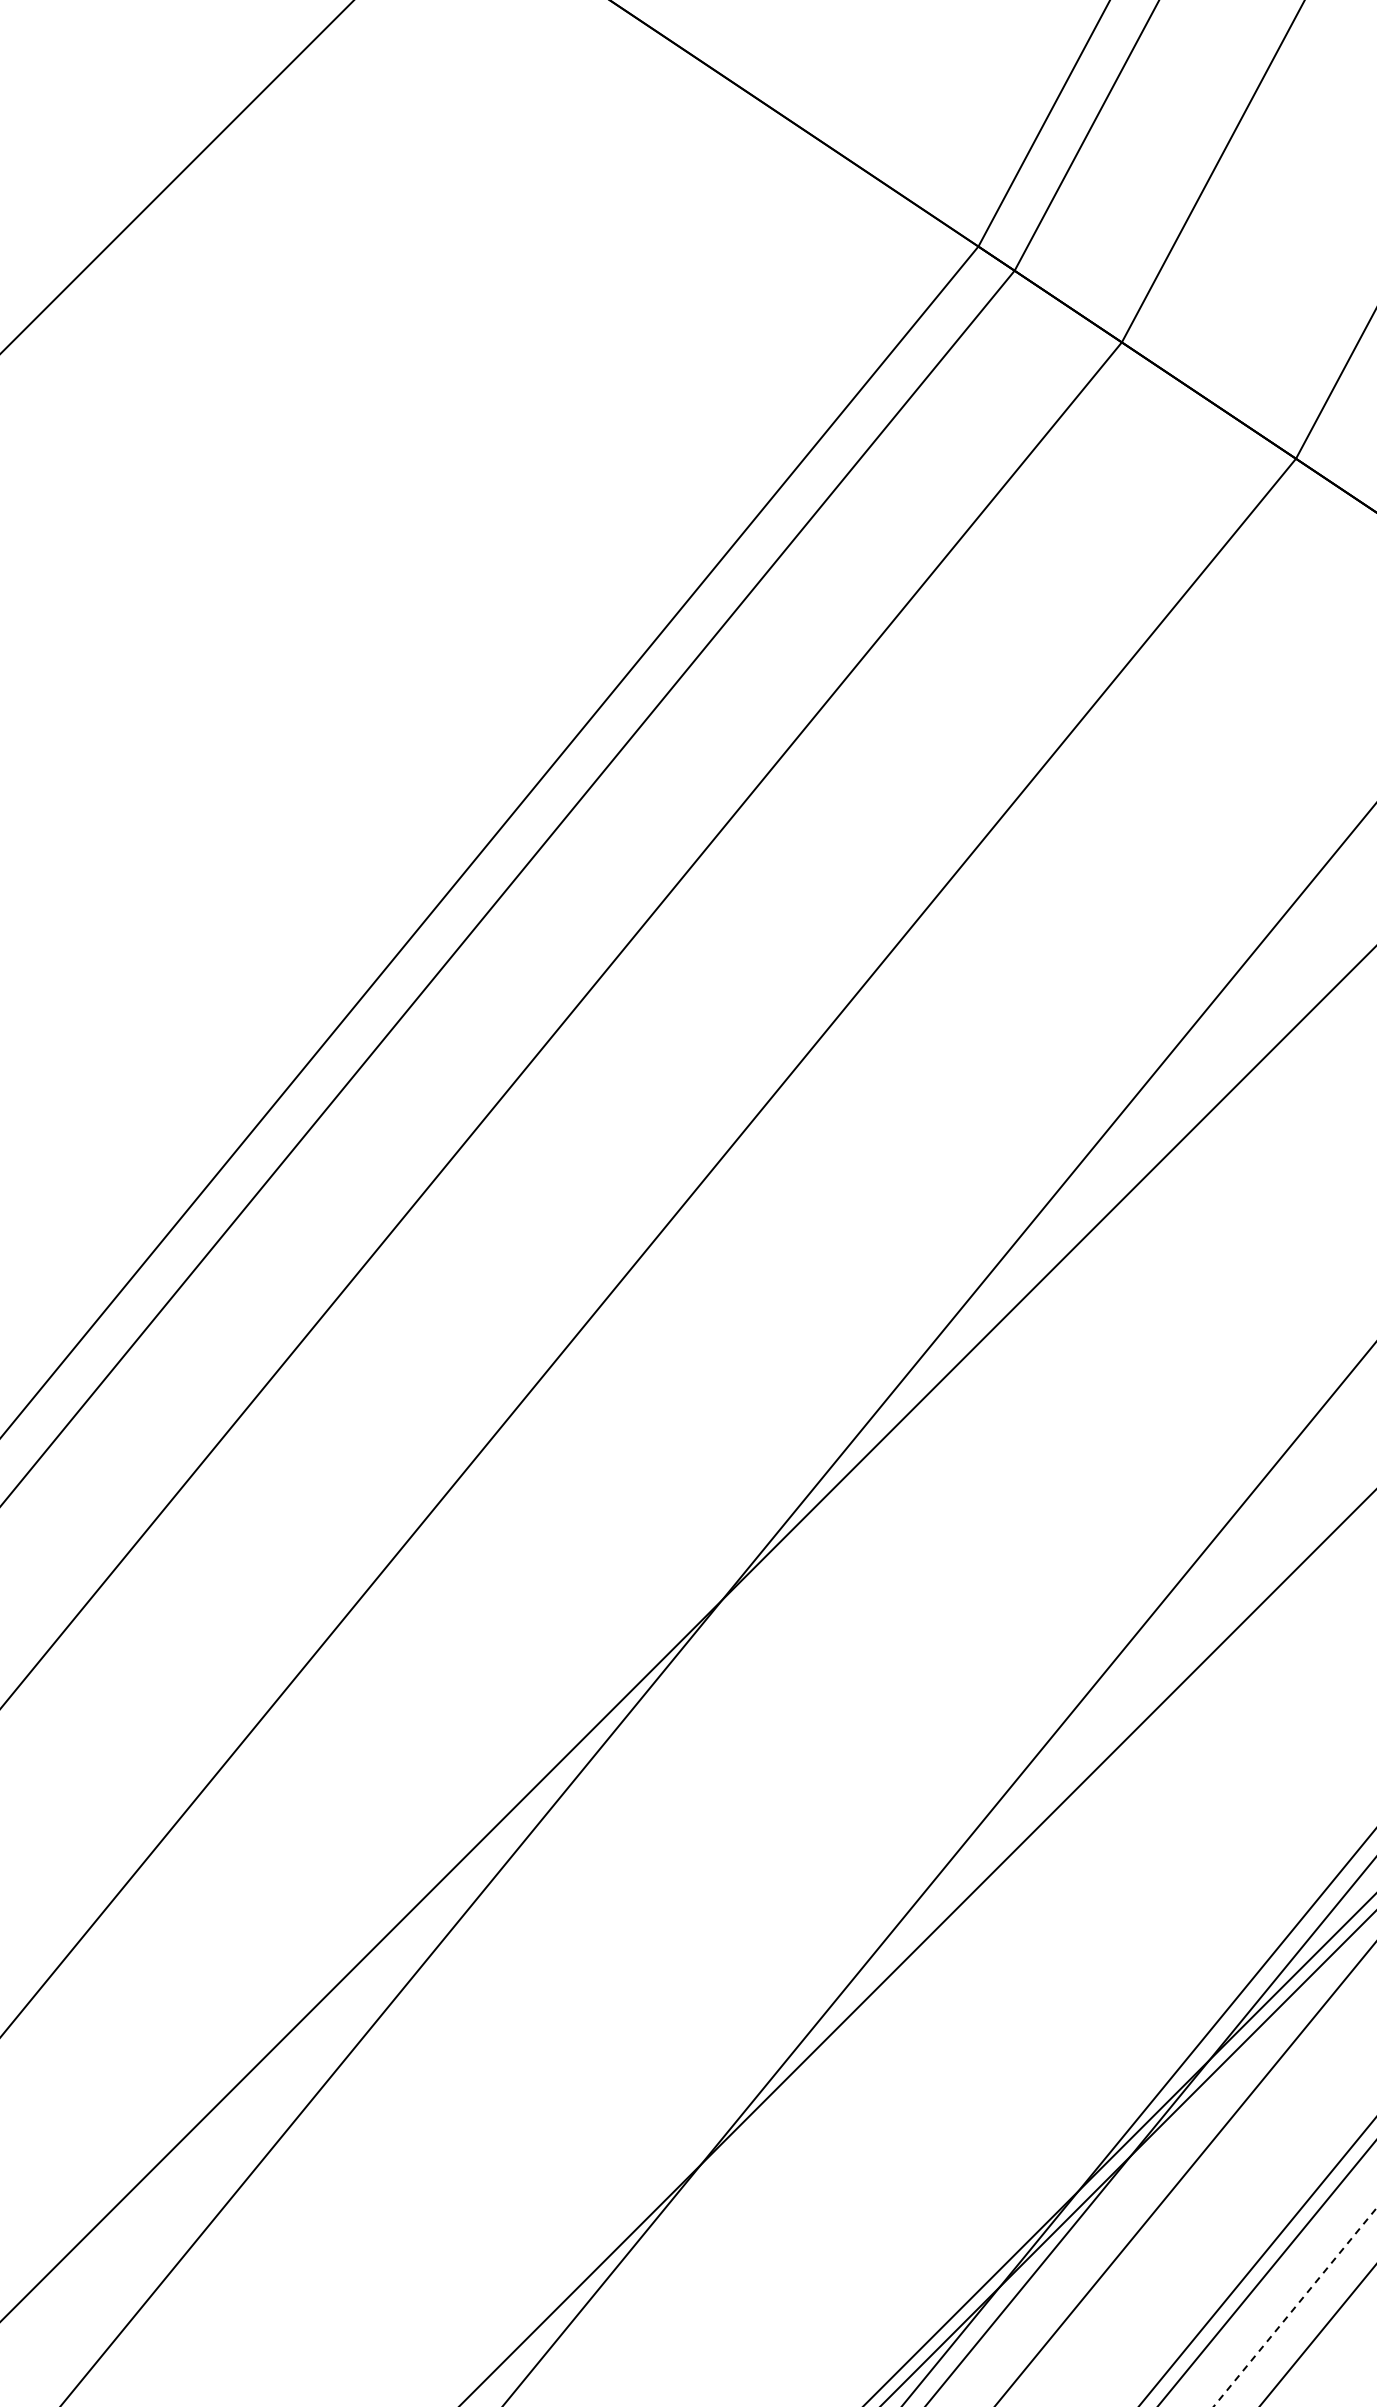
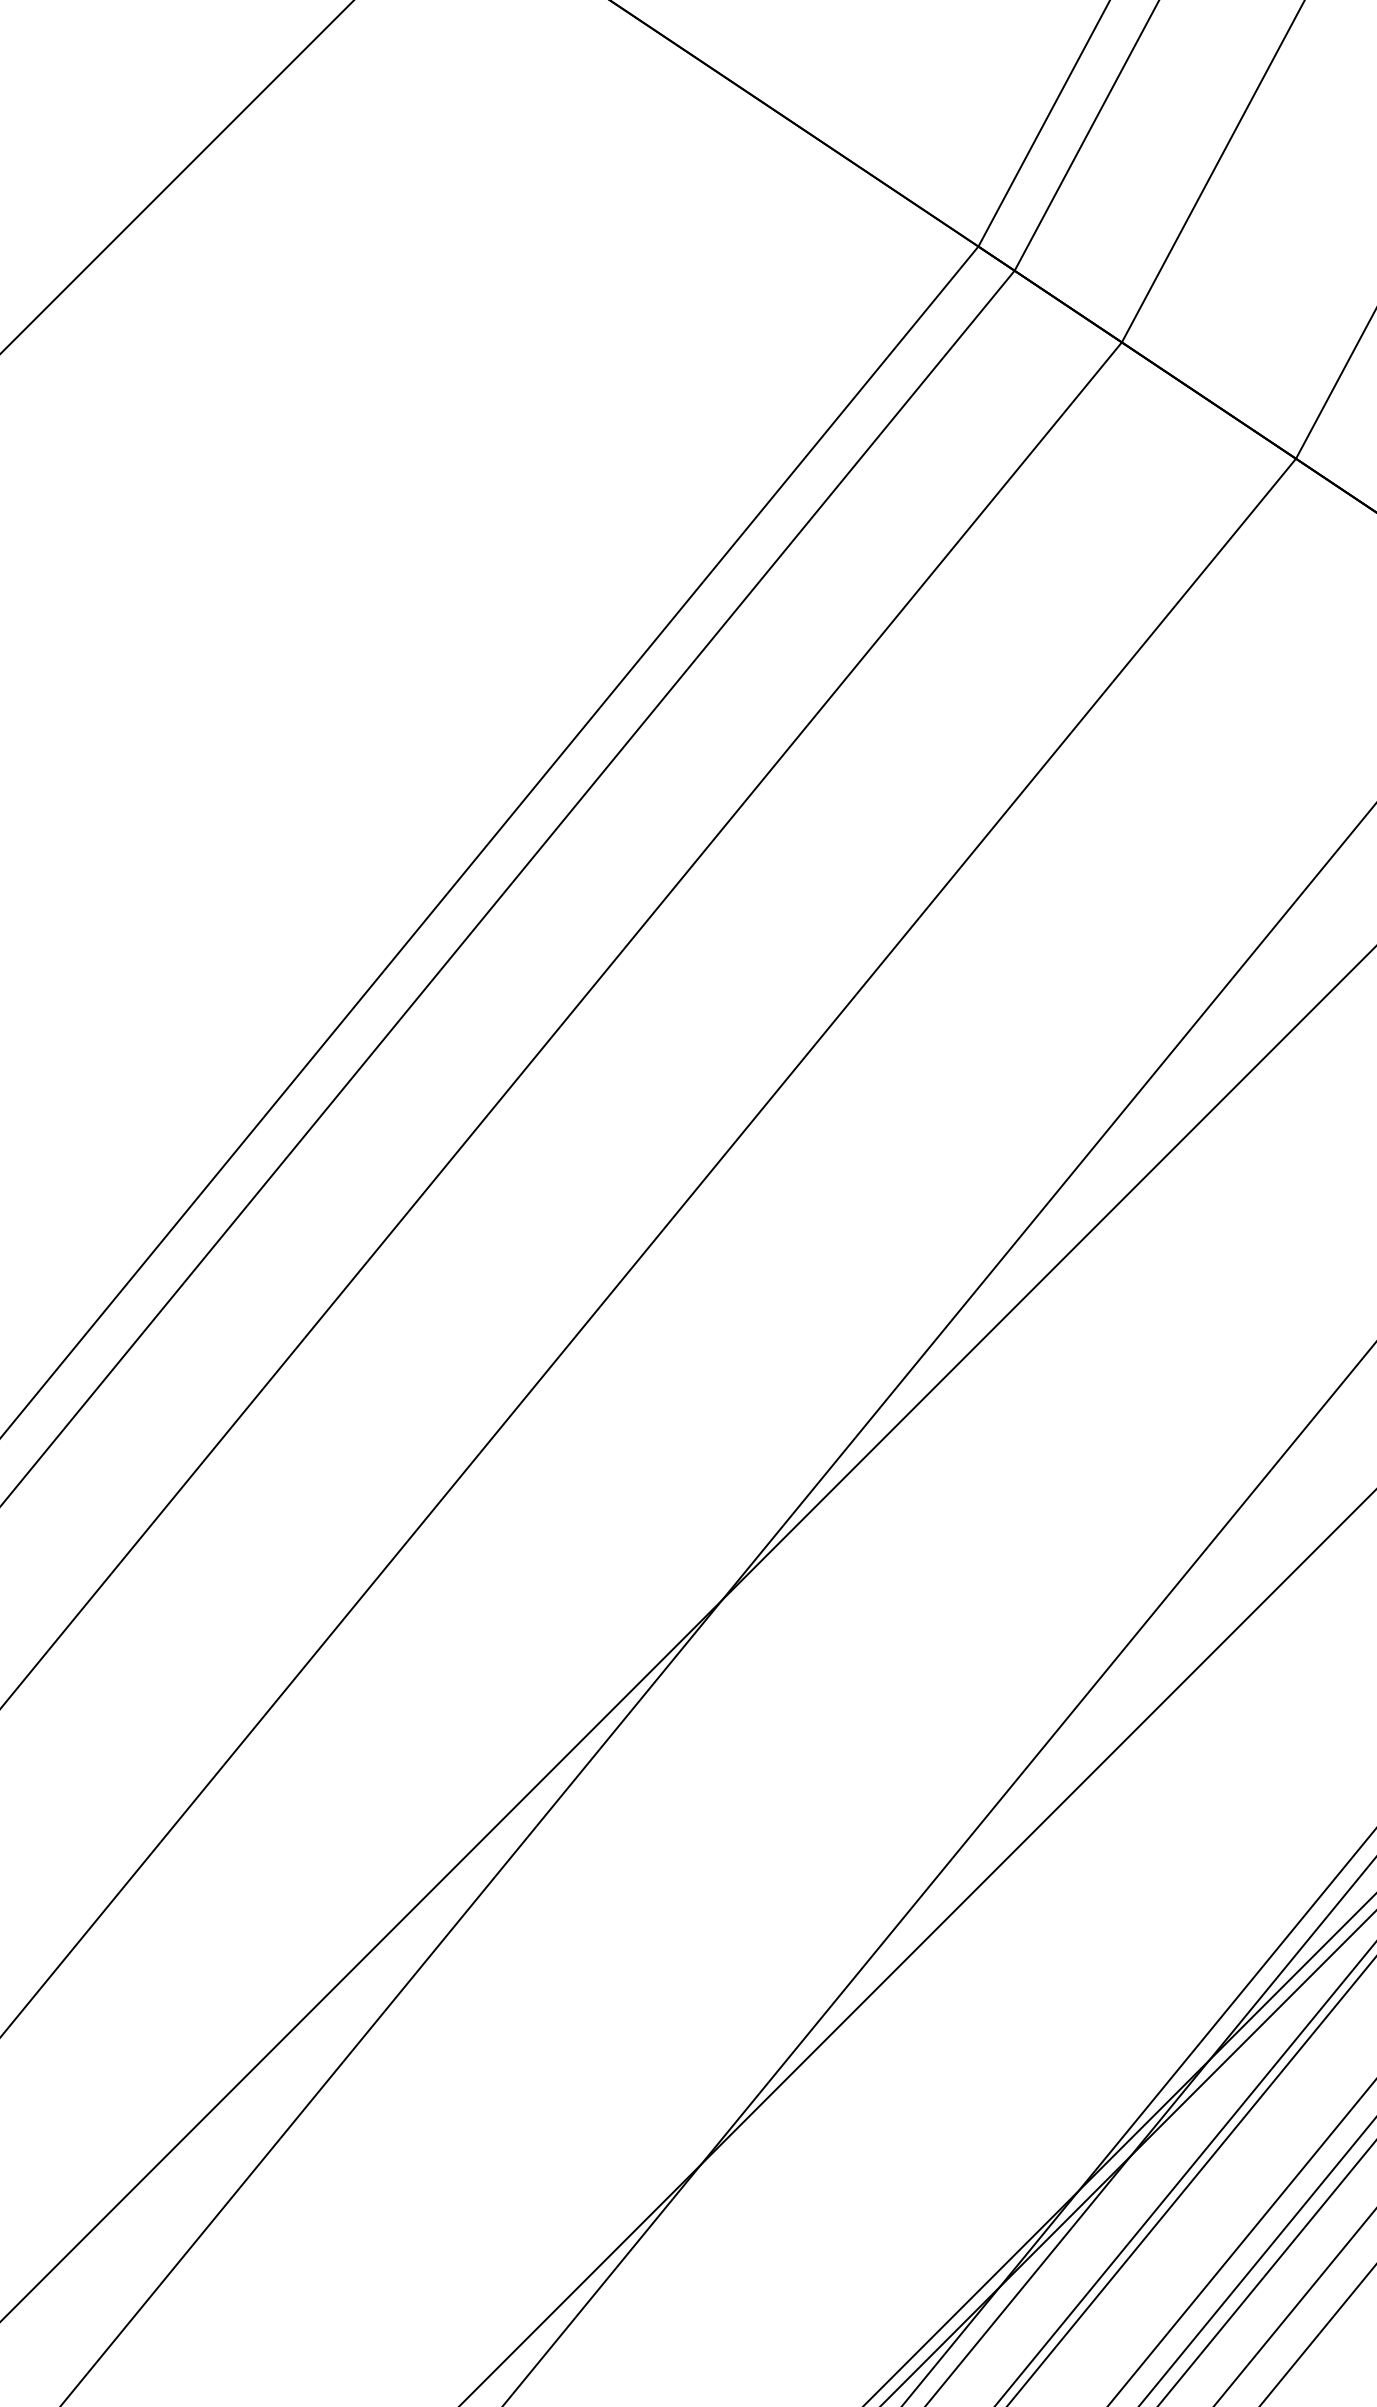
line: none -> present (1191, 2181)
line: none -> present (1241, 2242)
line: dashed -> solid (1295, 2307)
